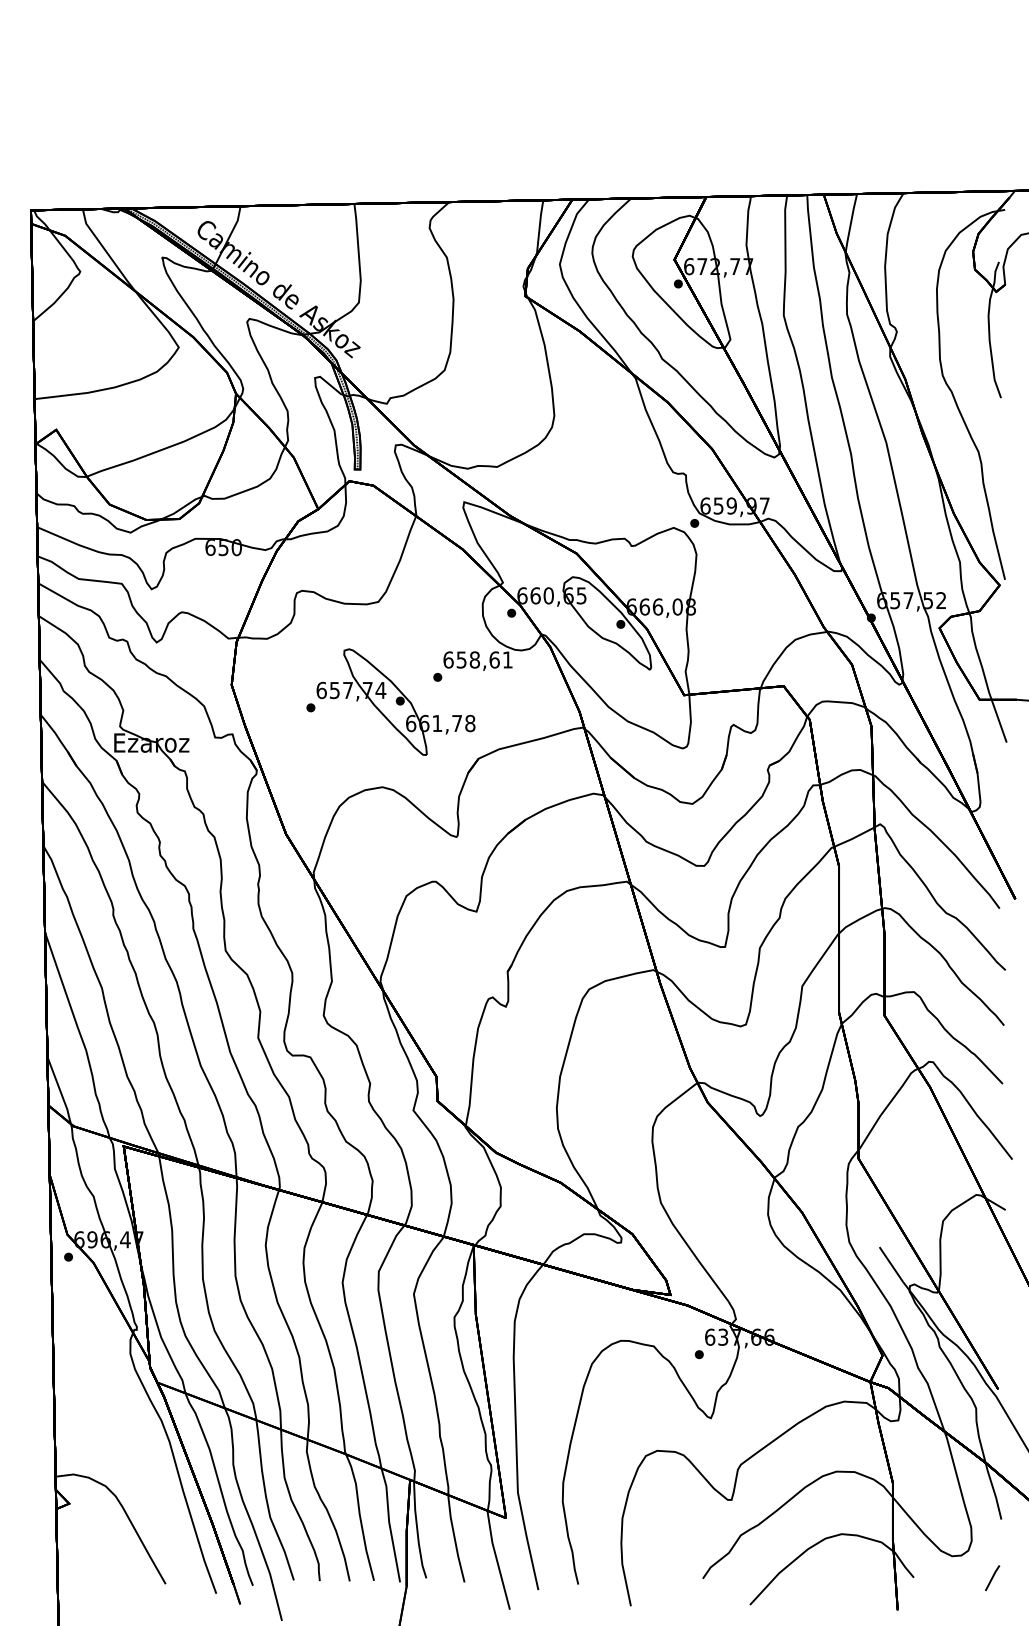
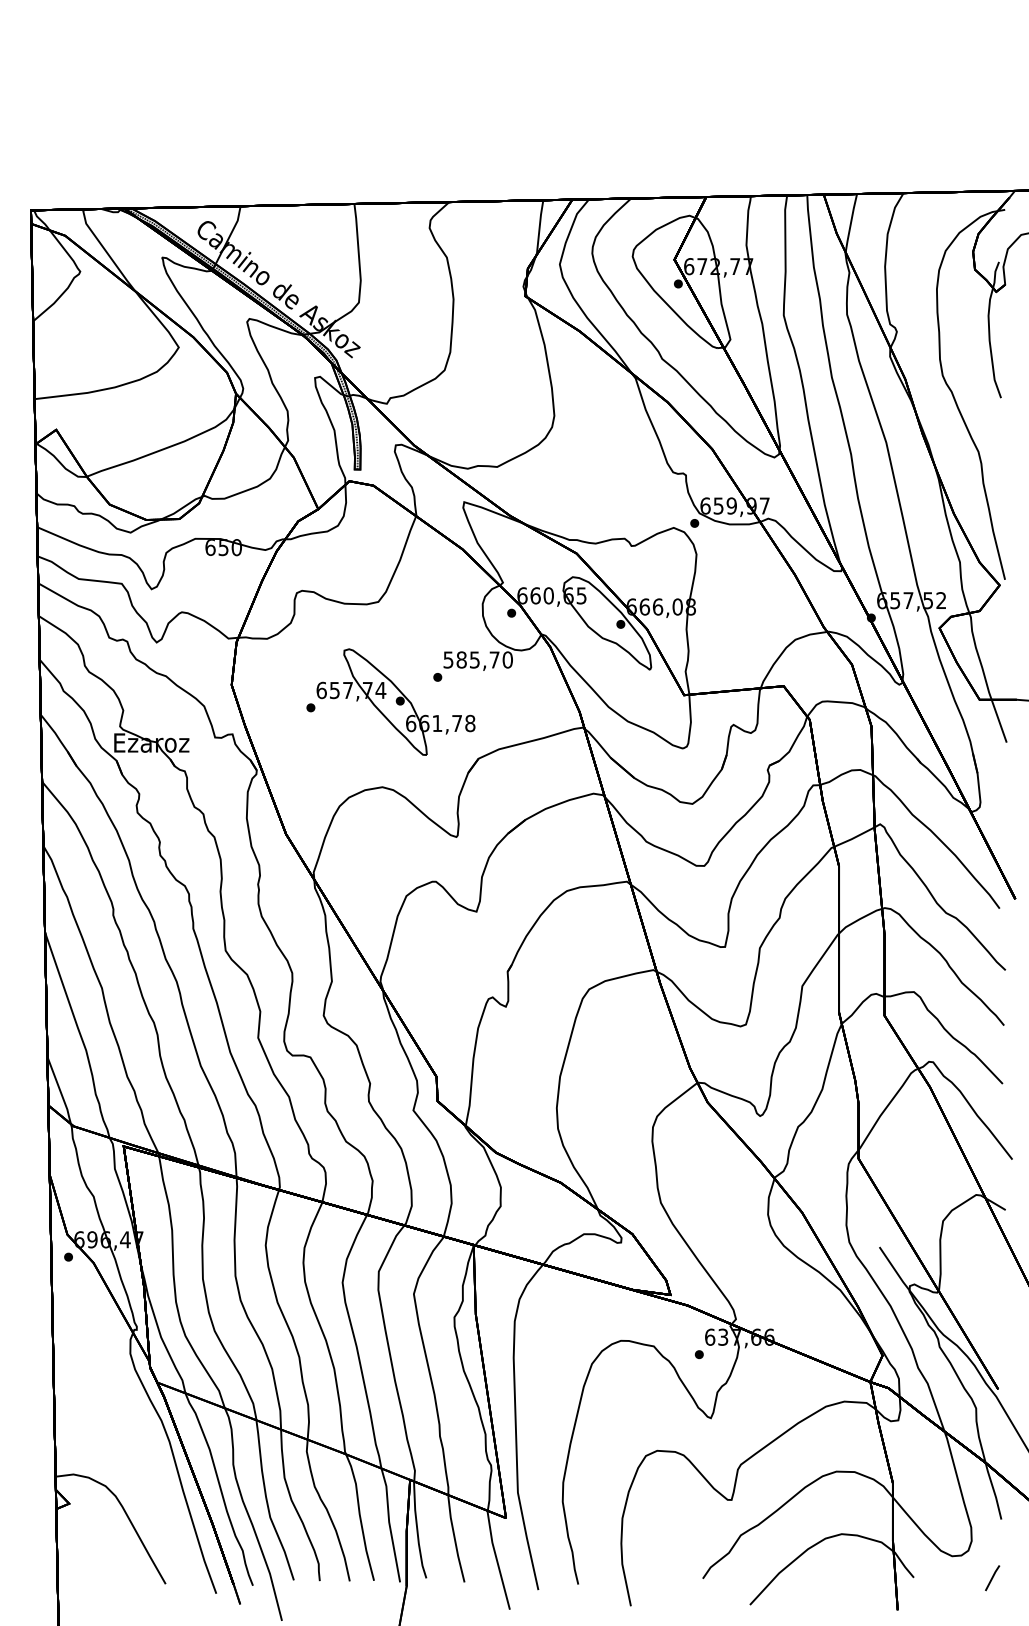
text: 658,61 -> 585,70 (477, 659)
